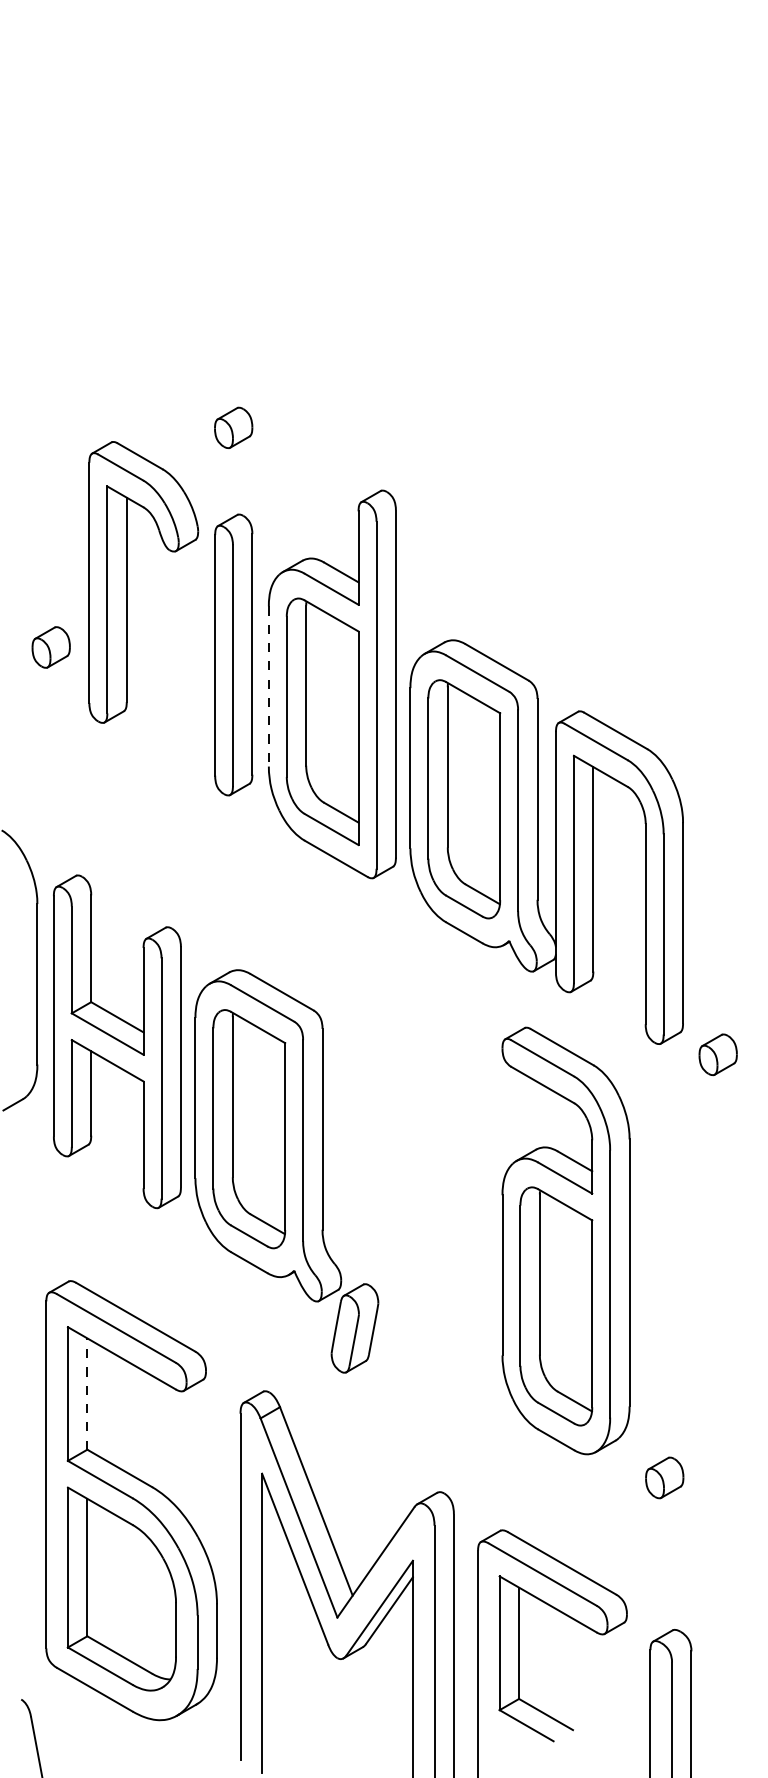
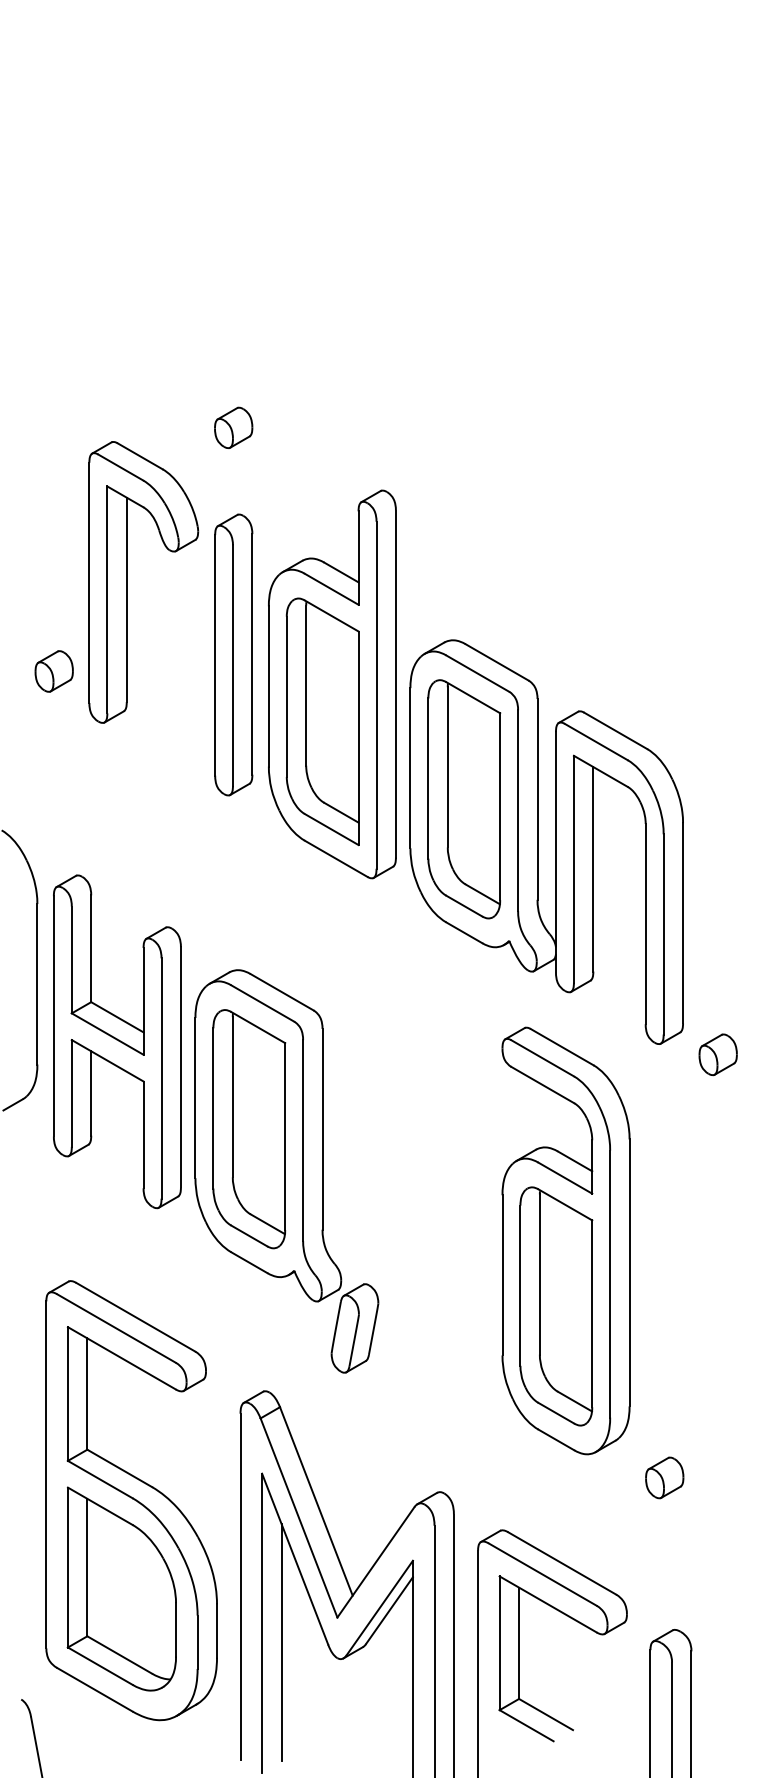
part position: (50, 647) -> (53, 671) (53, 671)
line: dashed -> solid (268, 686)
line: dashed -> solid (87, 1394)
line: none -> present (281, 1642)
